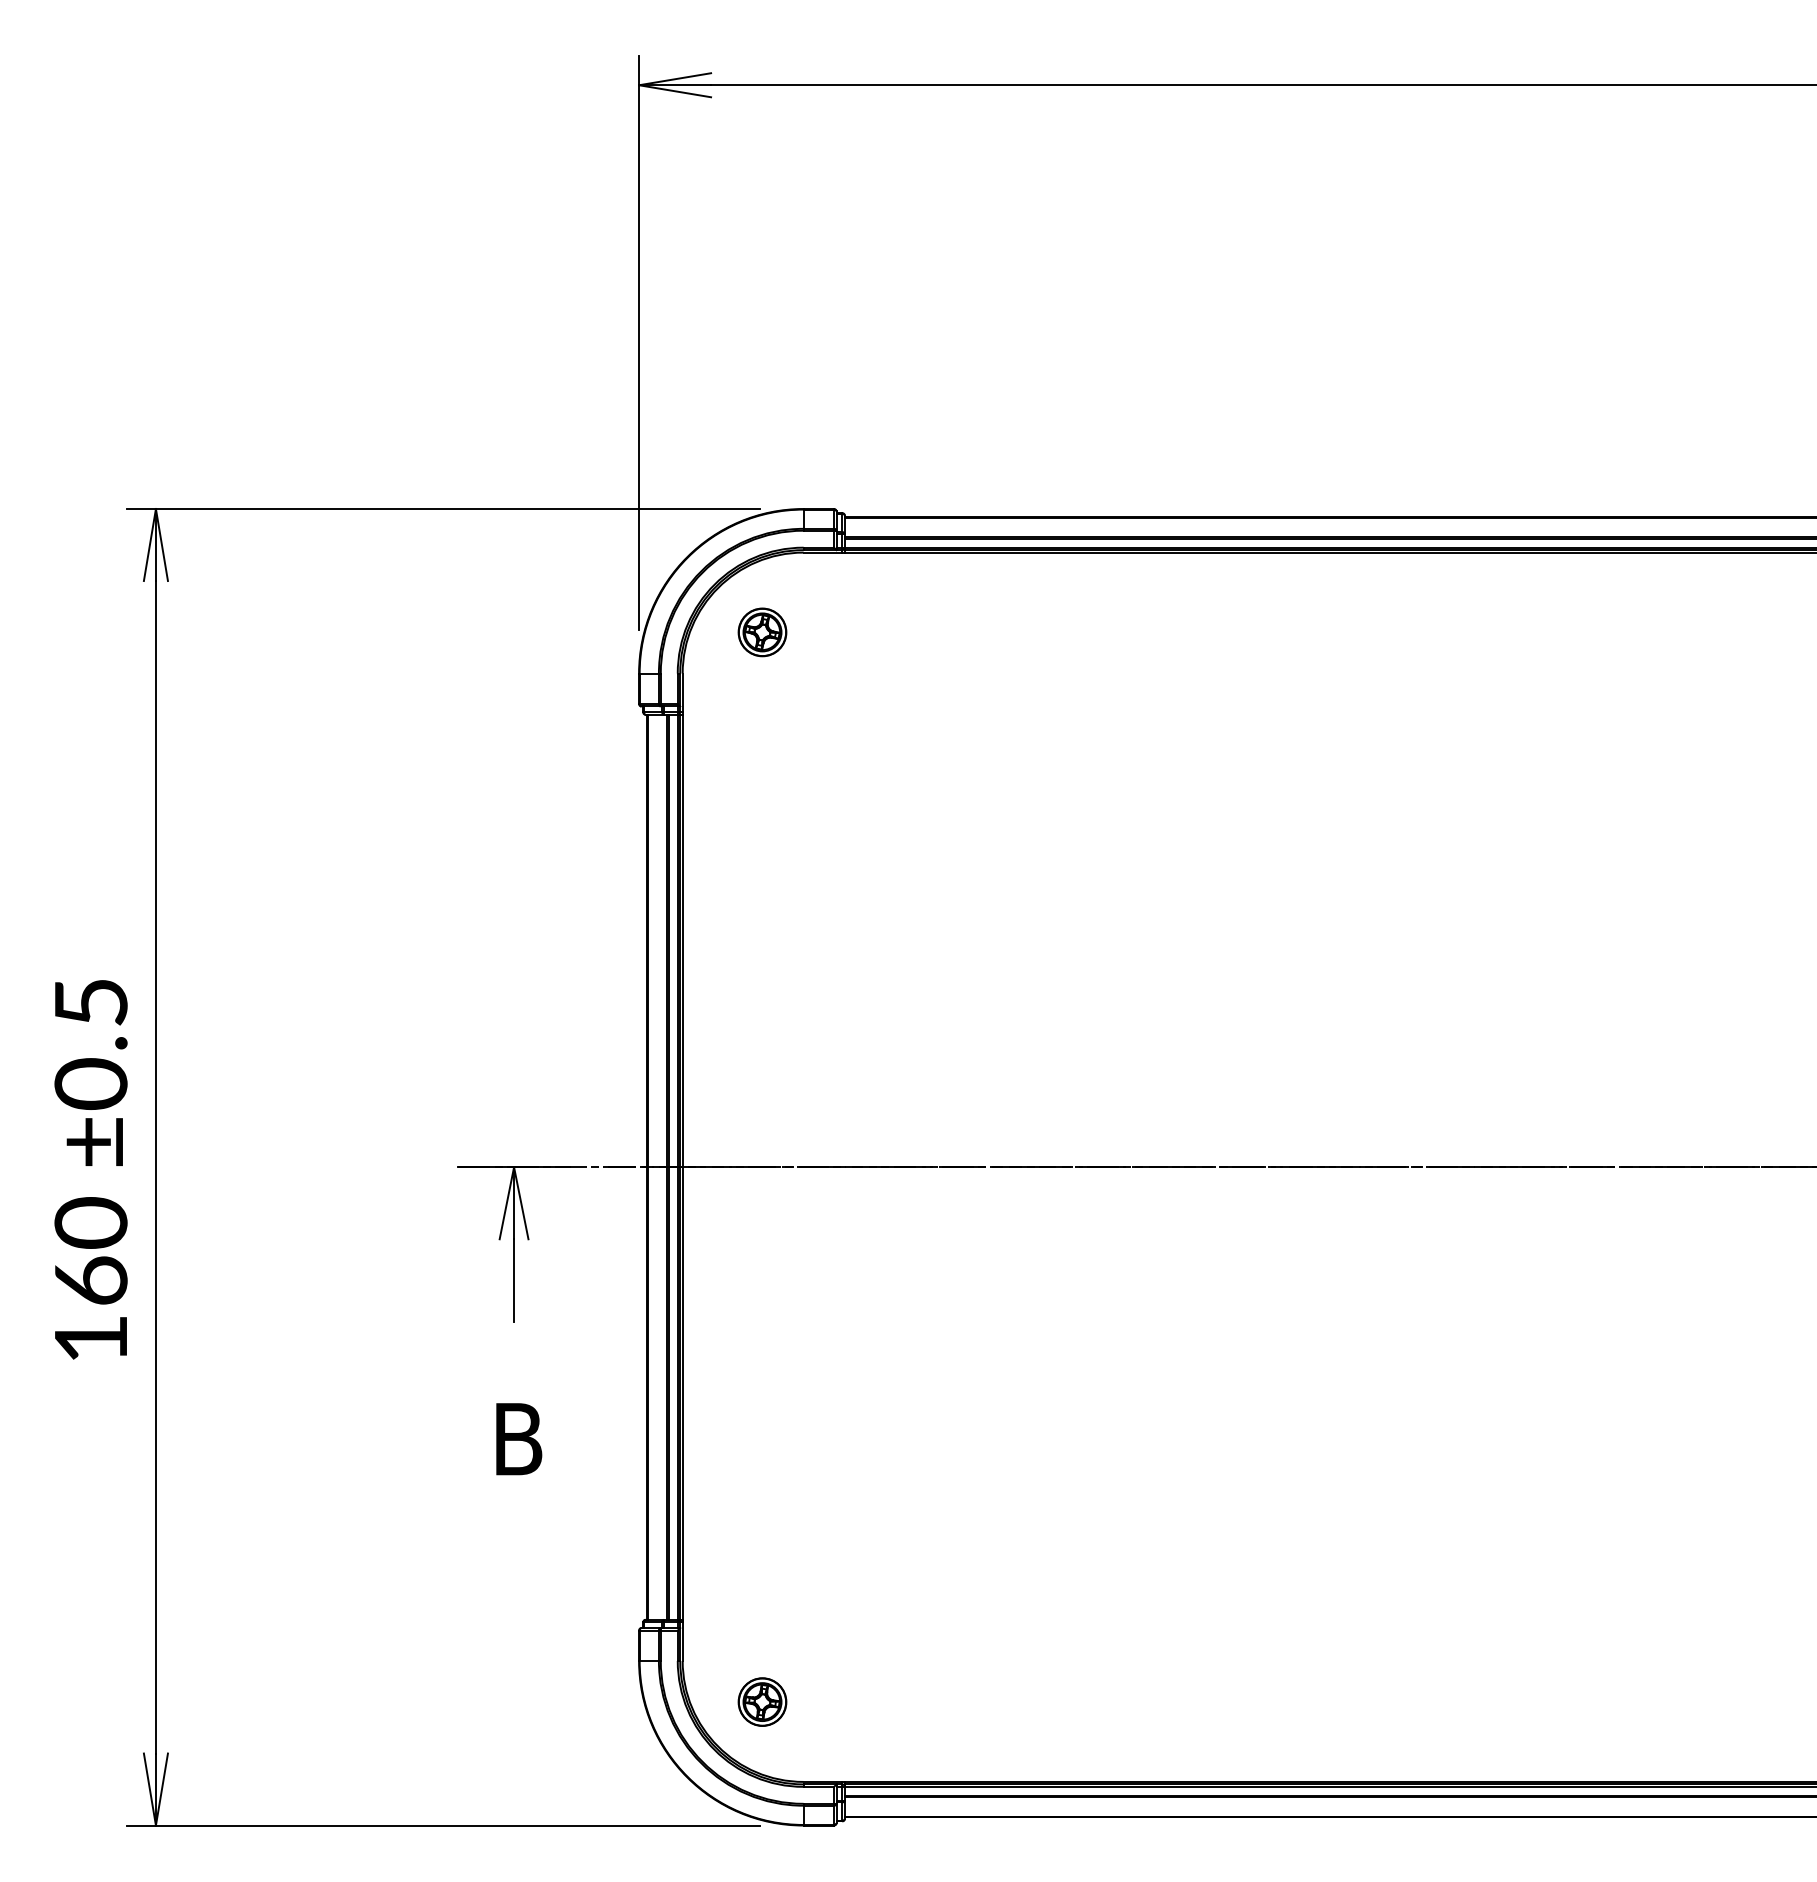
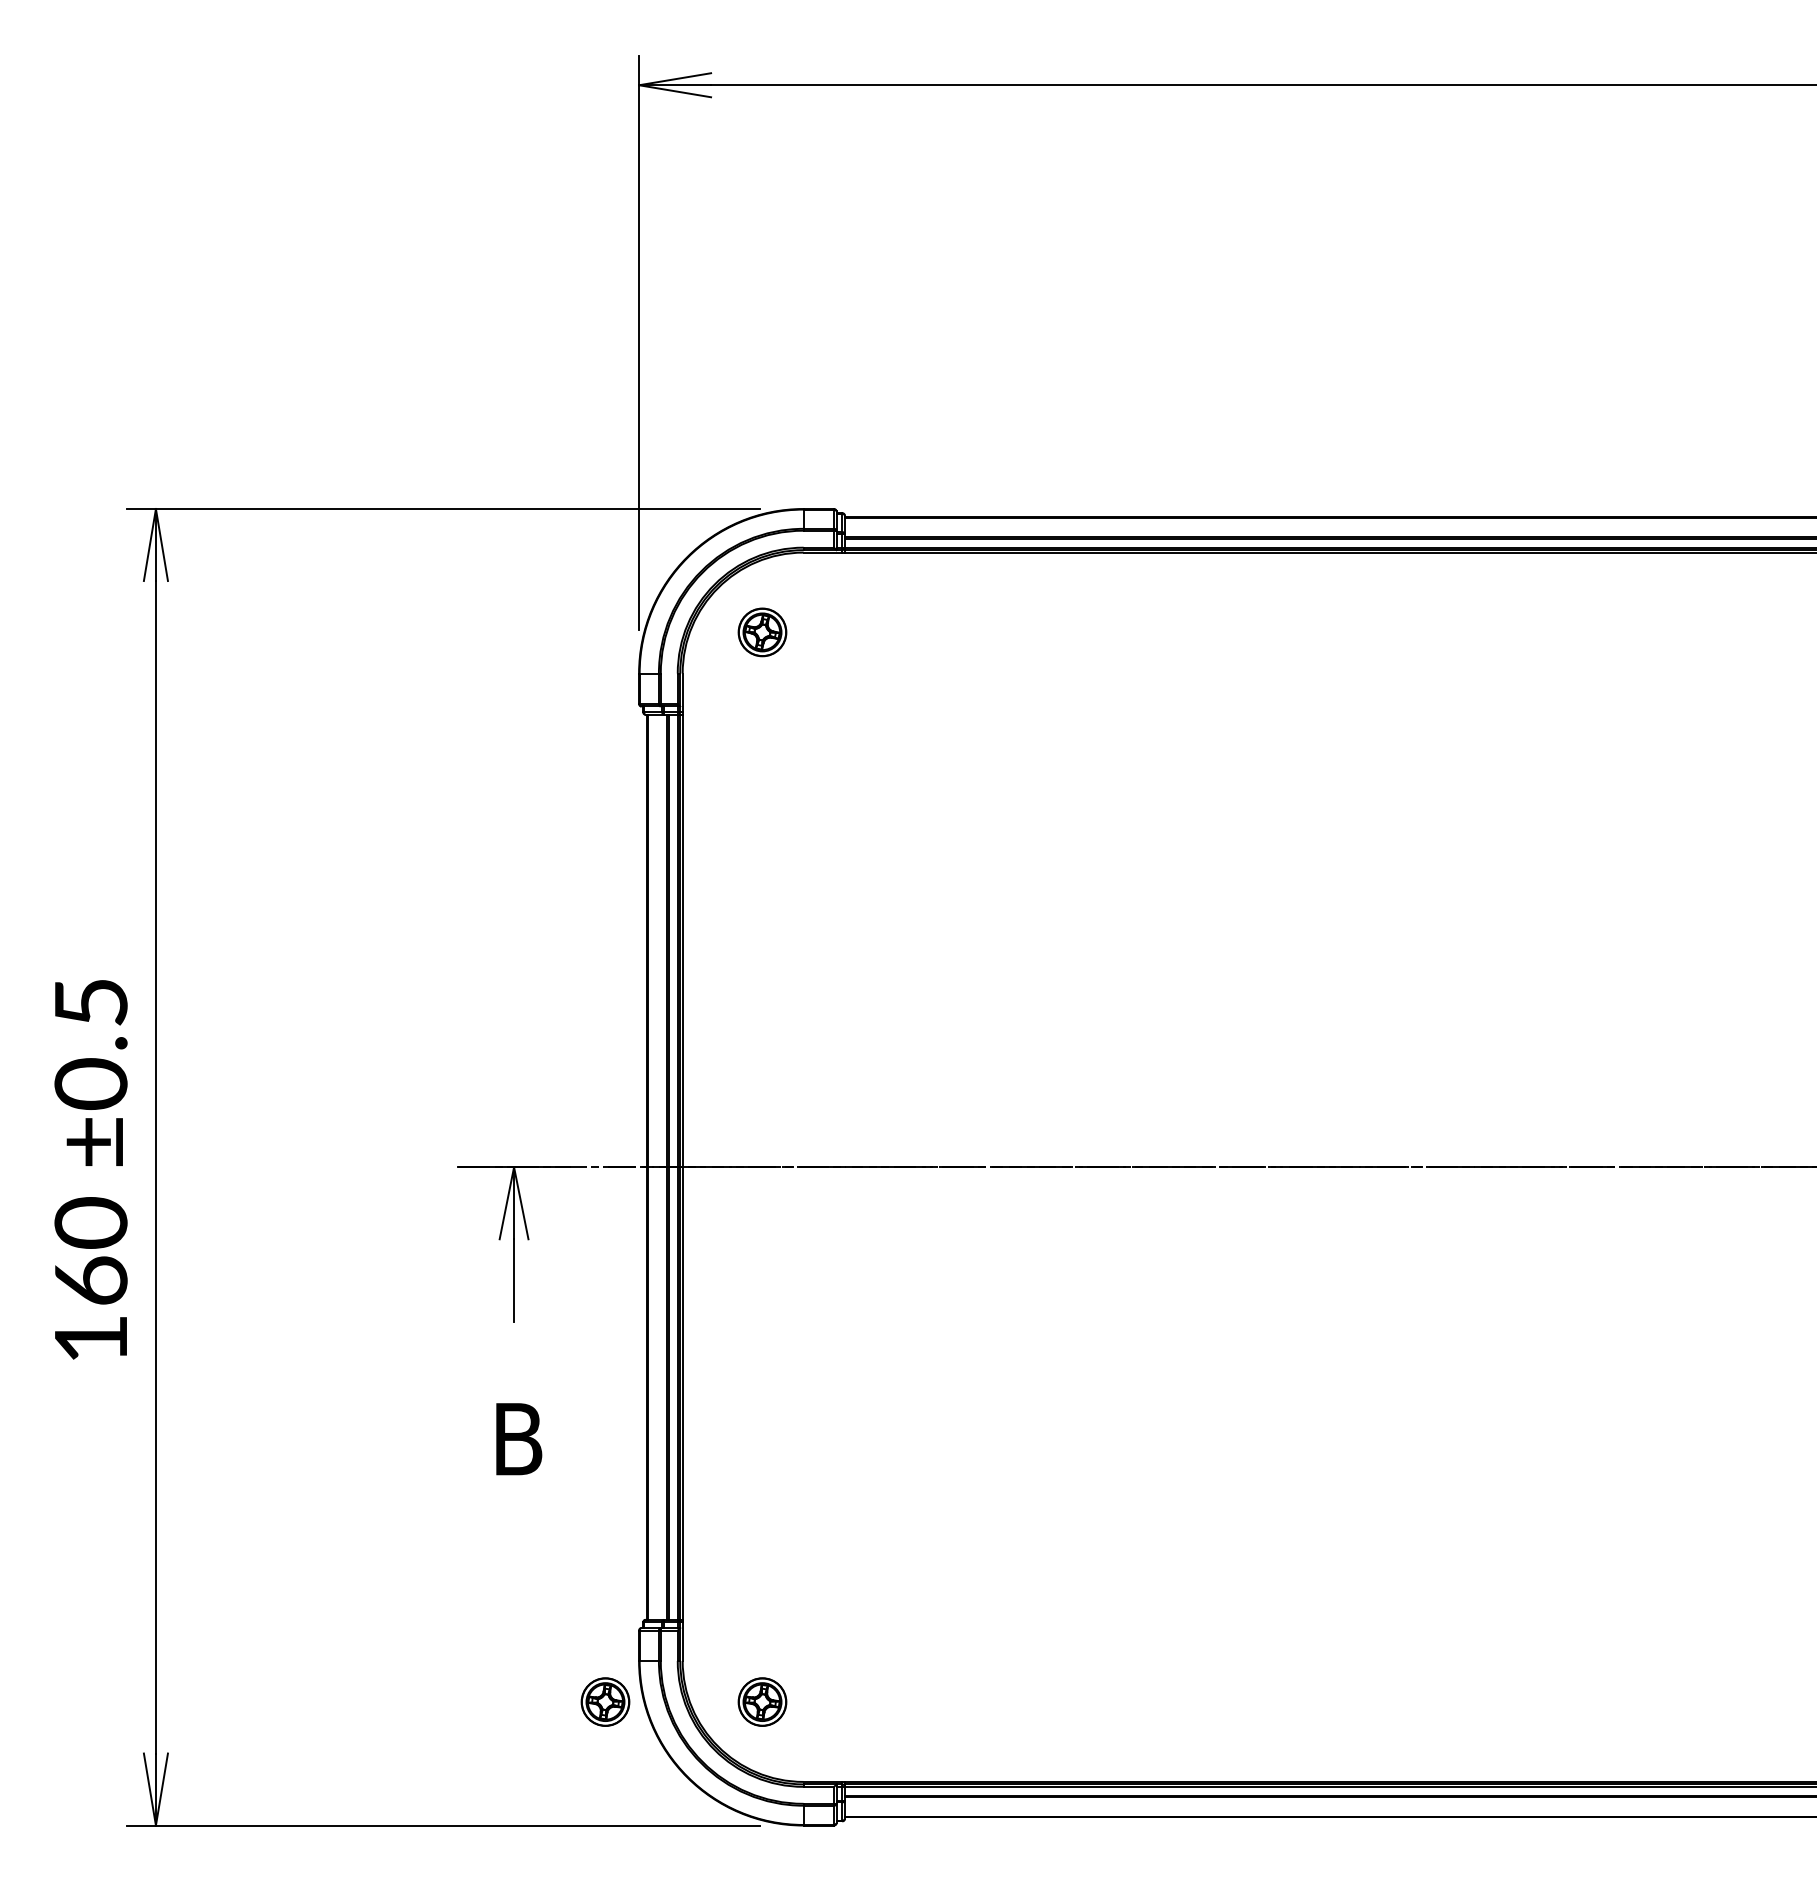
part: none -> present (605, 1701)
